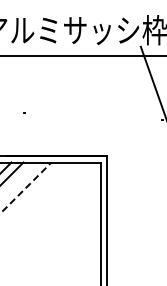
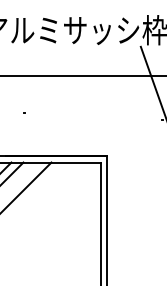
line position: (82, 55) -> (82, 75) (82, 75)
line: dashed -> solid (26, 187)
